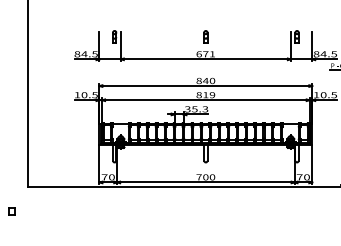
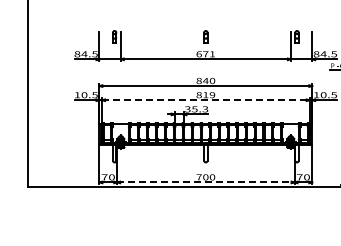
line: solid -> dashed (205, 100)
line: solid -> dashed (205, 182)
part: present -> none (11, 211)
